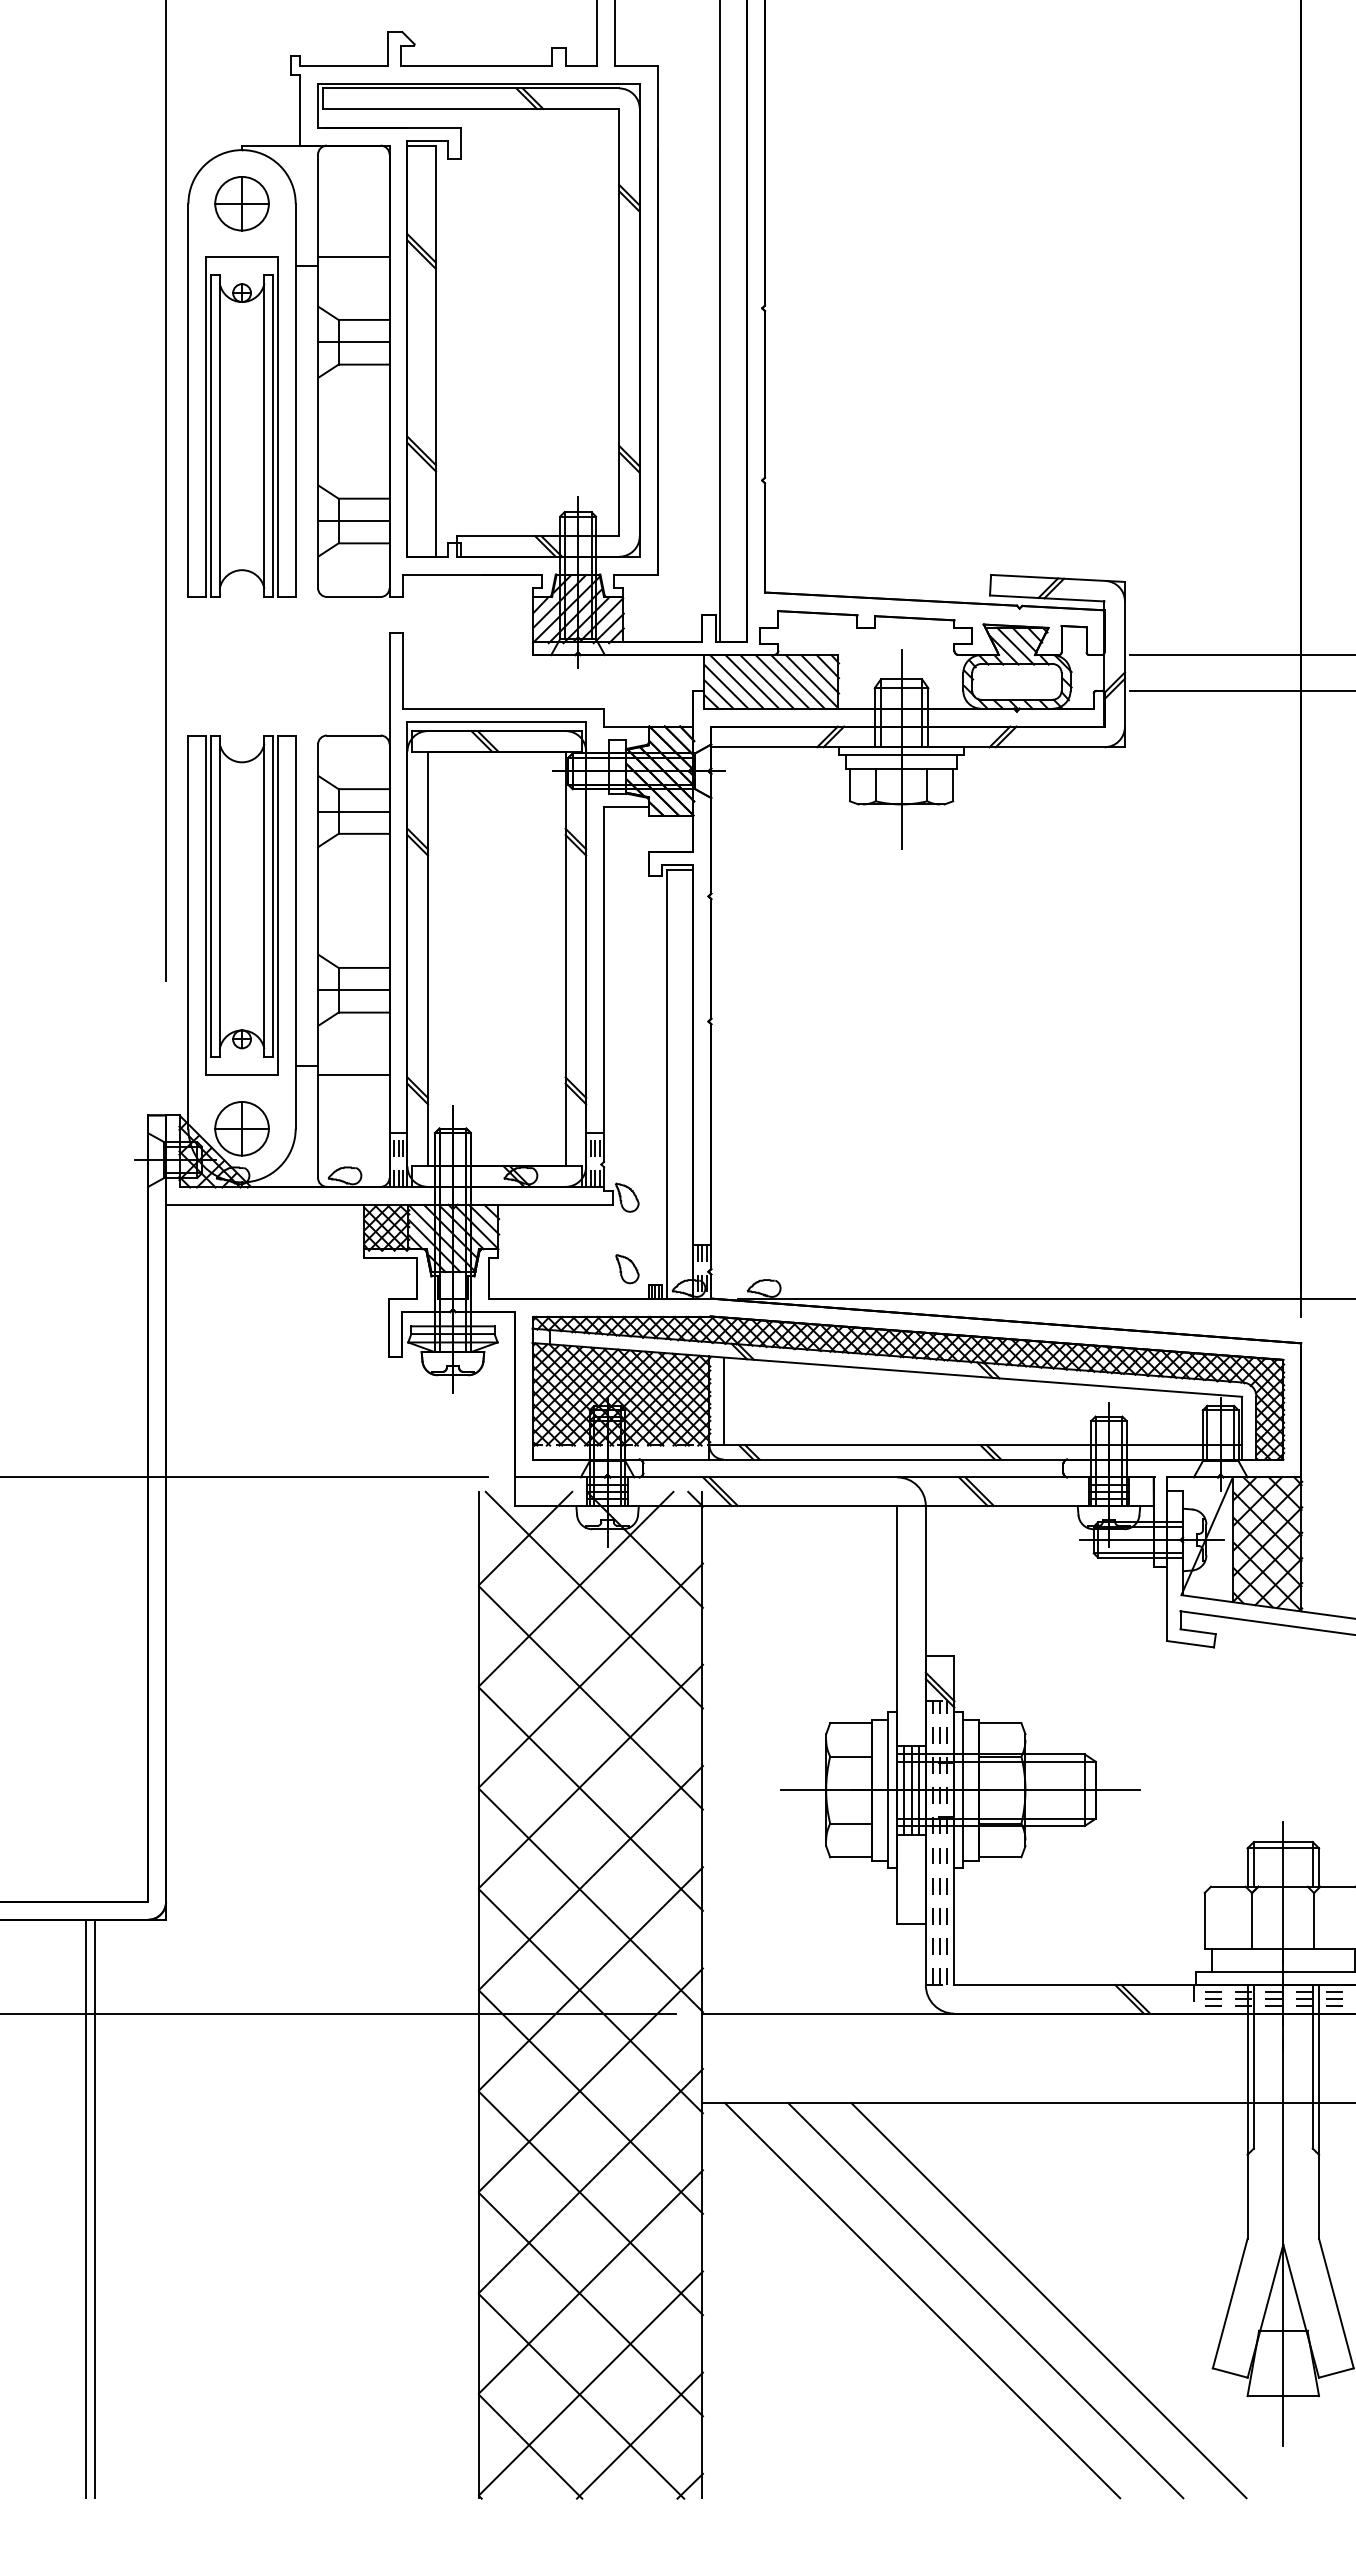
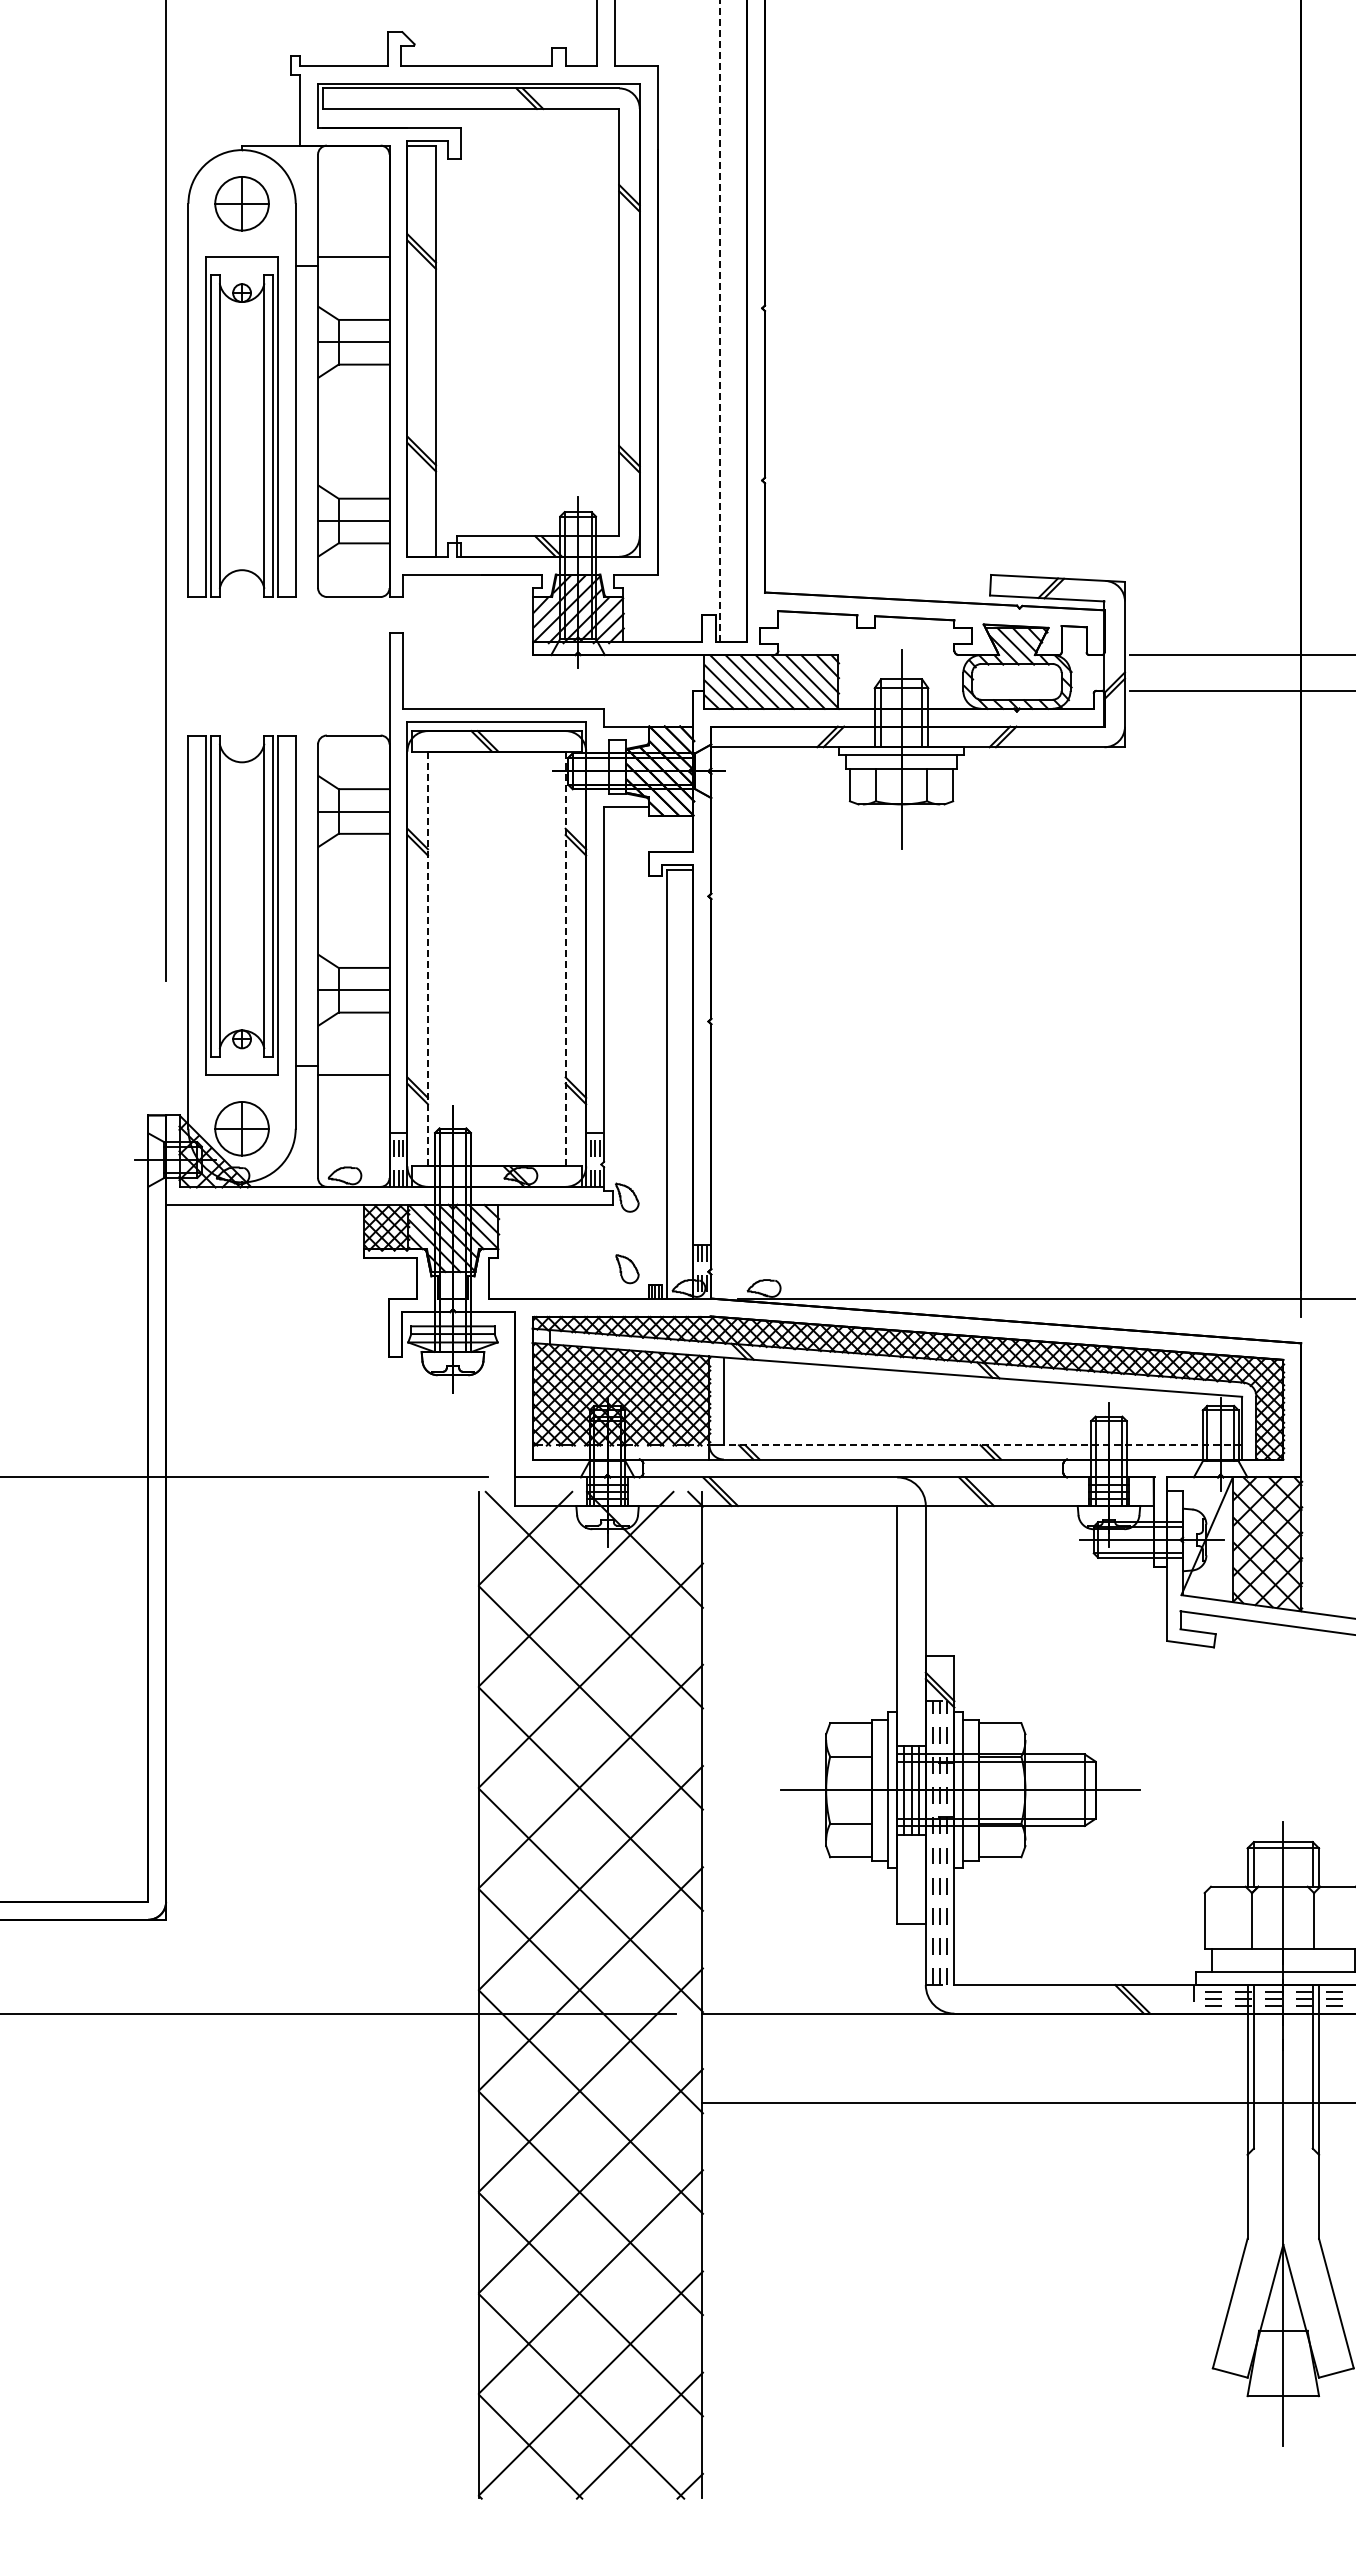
line: solid -> dashed (720, 321)
line: solid -> dashed (427, 959)
line: solid -> dashed (565, 959)
line: solid -> dashed (982, 1445)
line: present -> none (85, 2208)
line: present -> none (94, 2208)
line: present -> none (922, 2300)
line: present -> none (985, 2300)
line: present -> none (1048, 2300)
